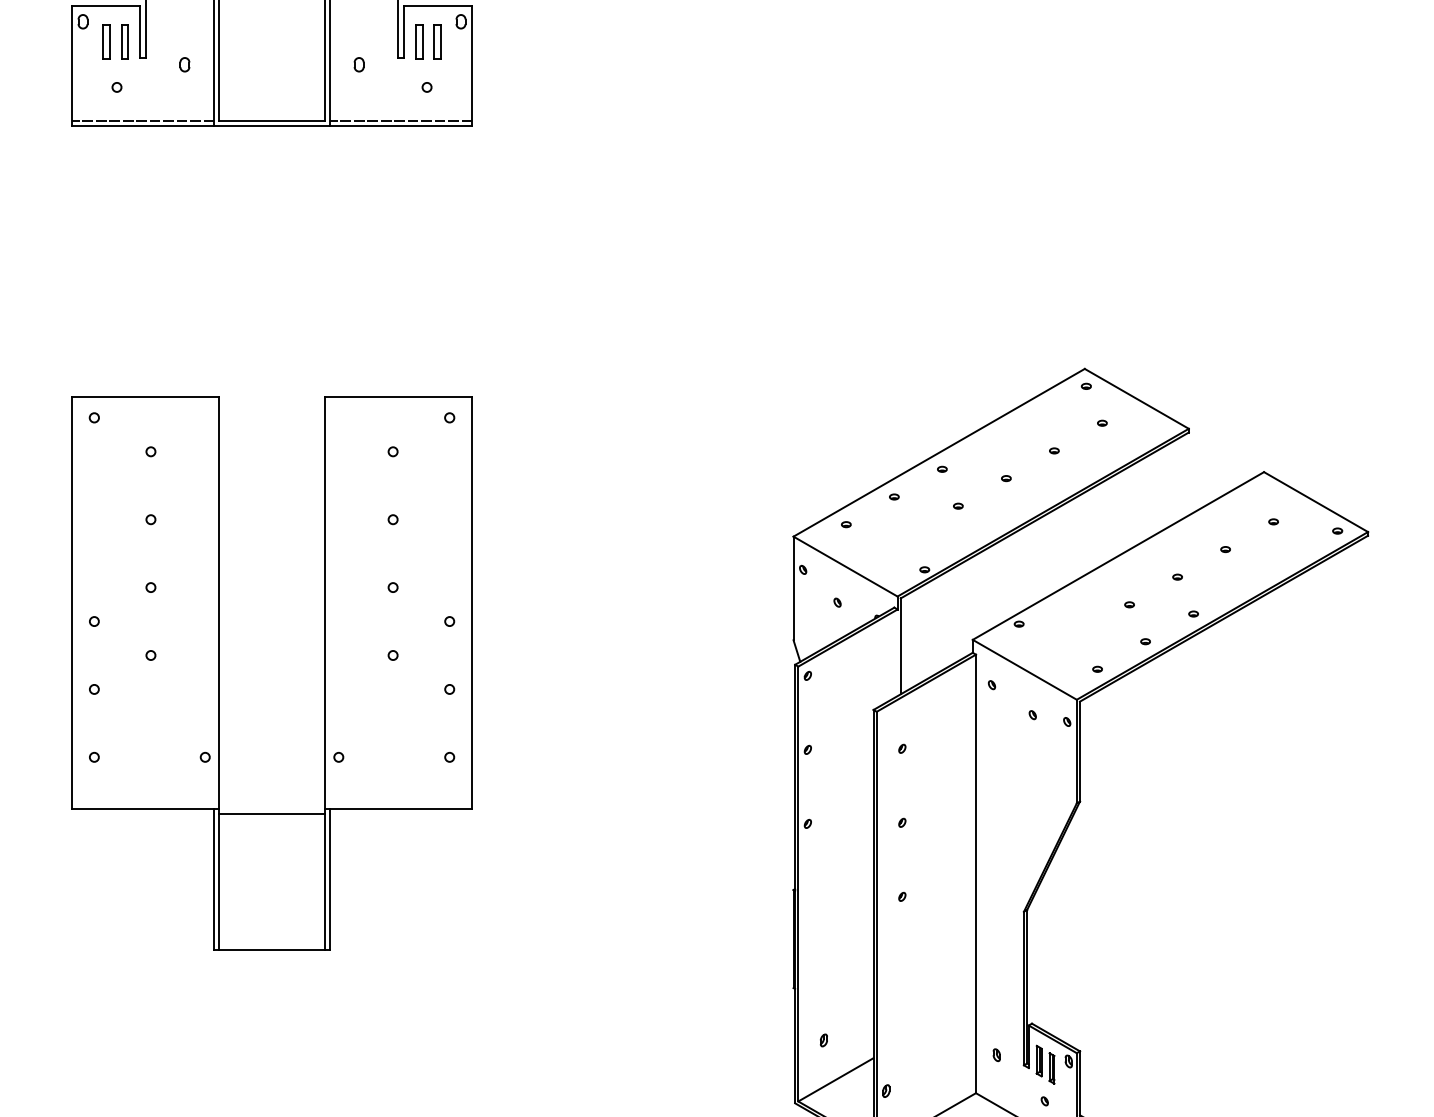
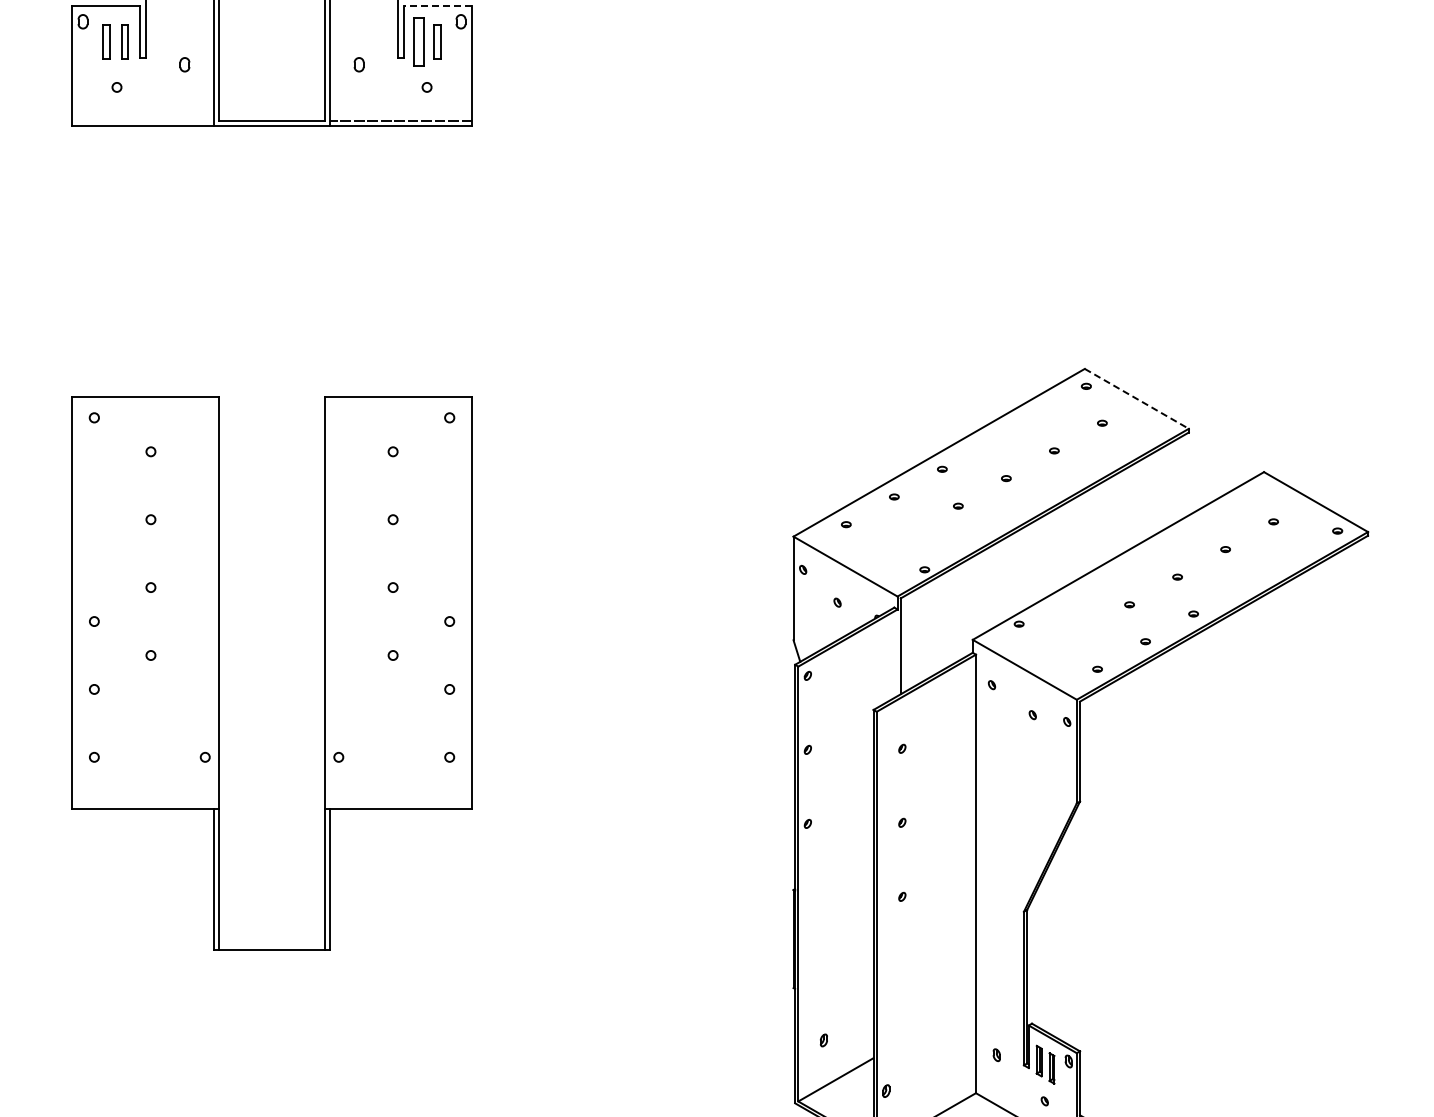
line: solid -> dashed (438, 5)
part size: 9x36 px -> 12x50 px (418, 41)
line: present -> none (142, 121)
line: solid -> dashed (1137, 399)
line: present -> none (271, 813)
